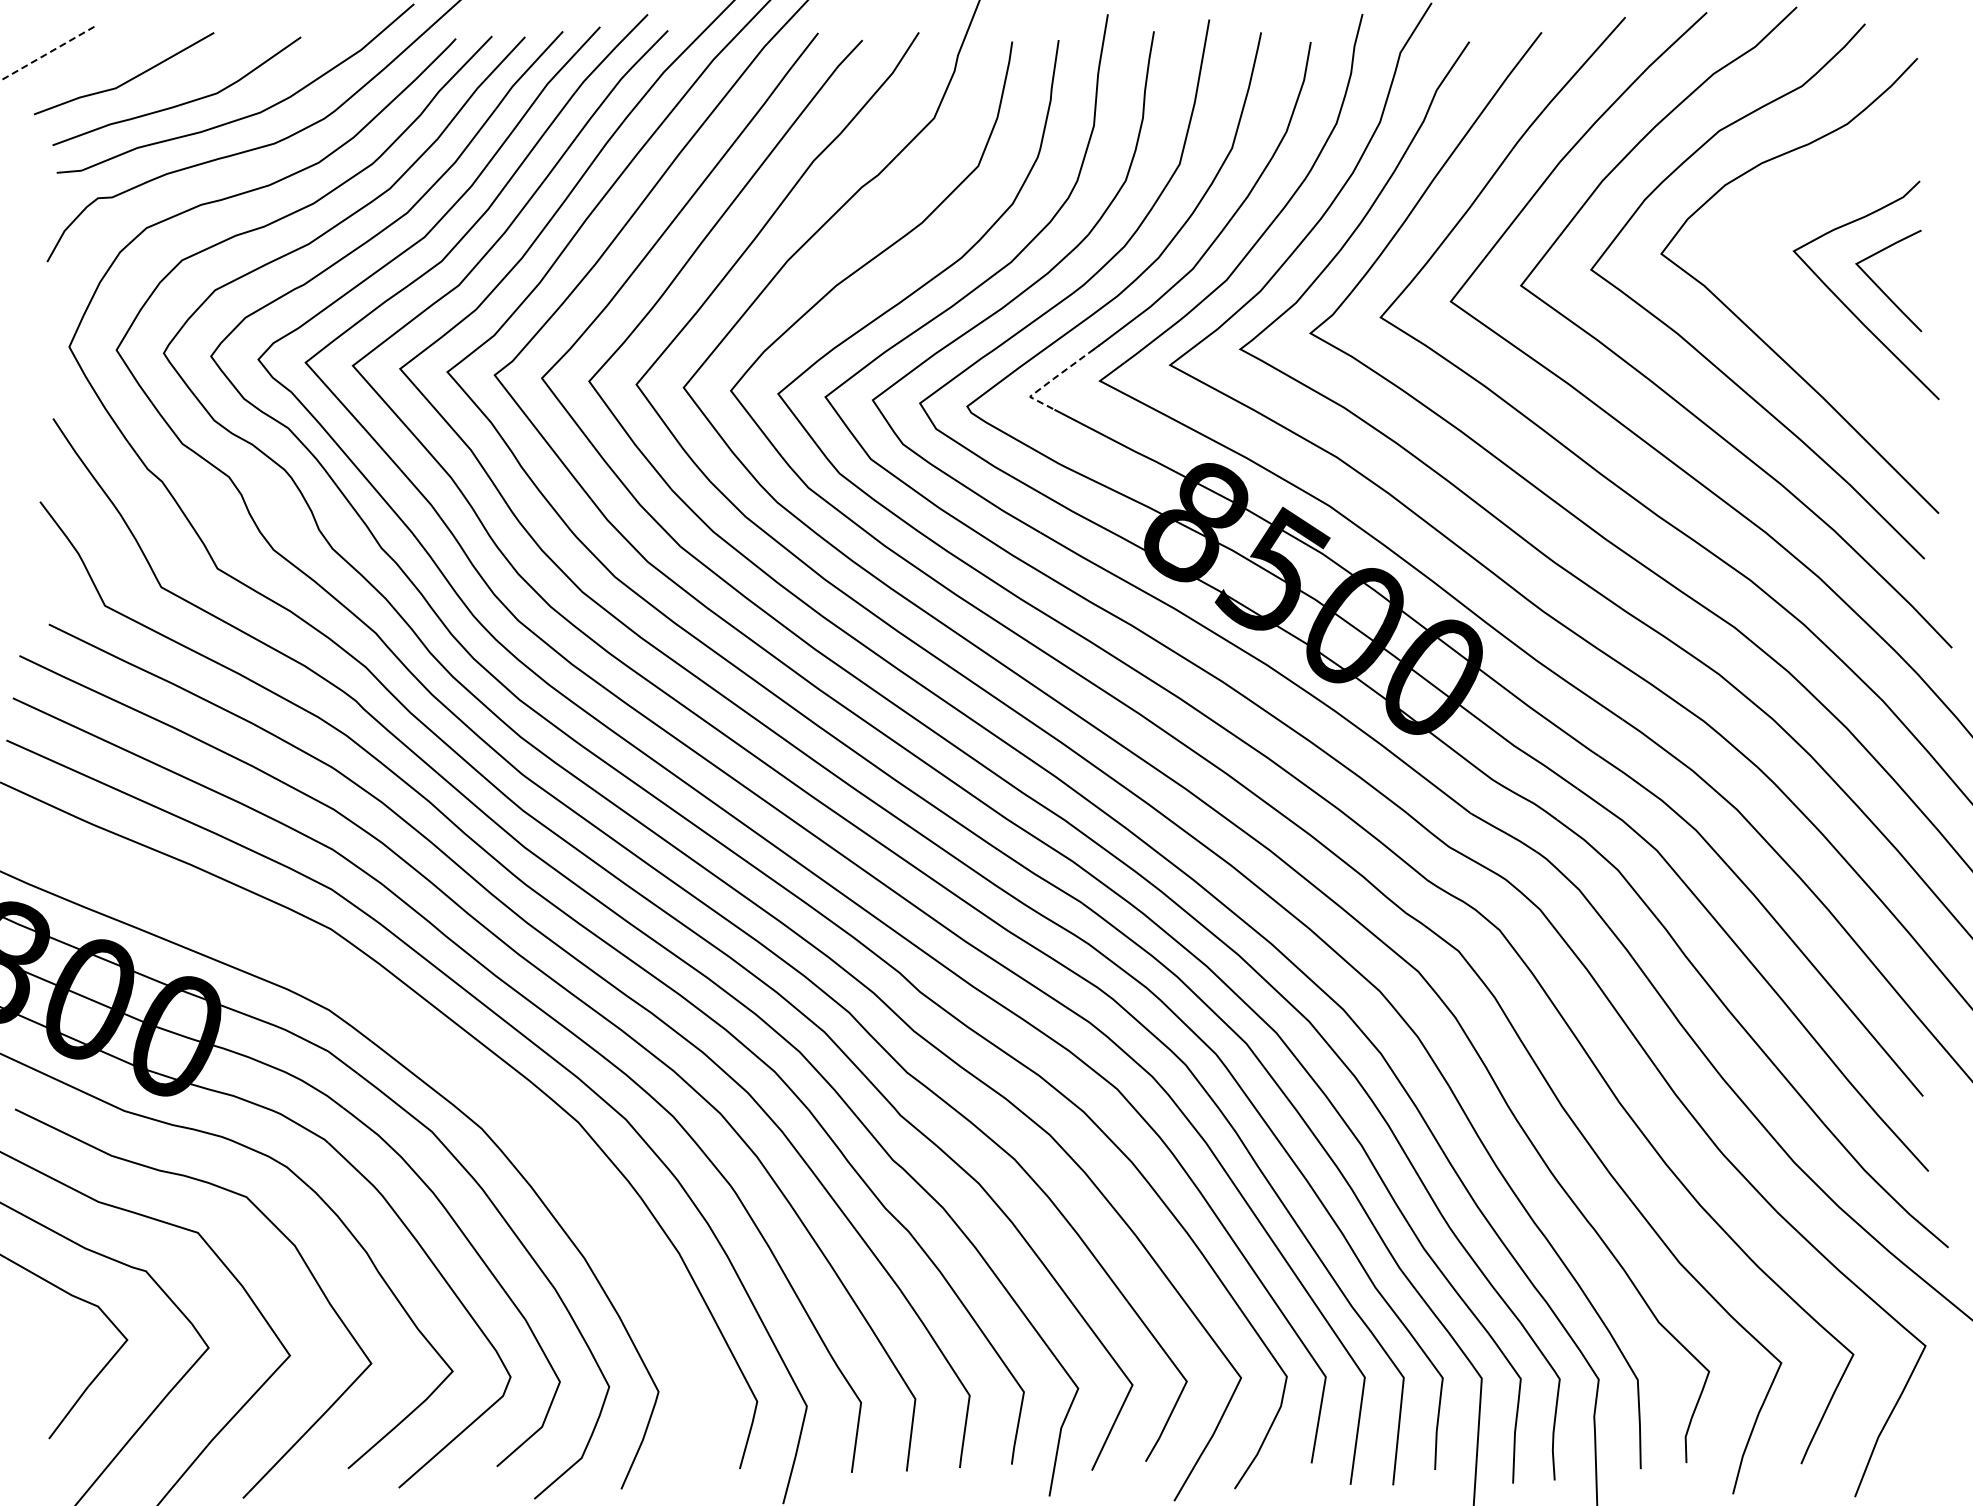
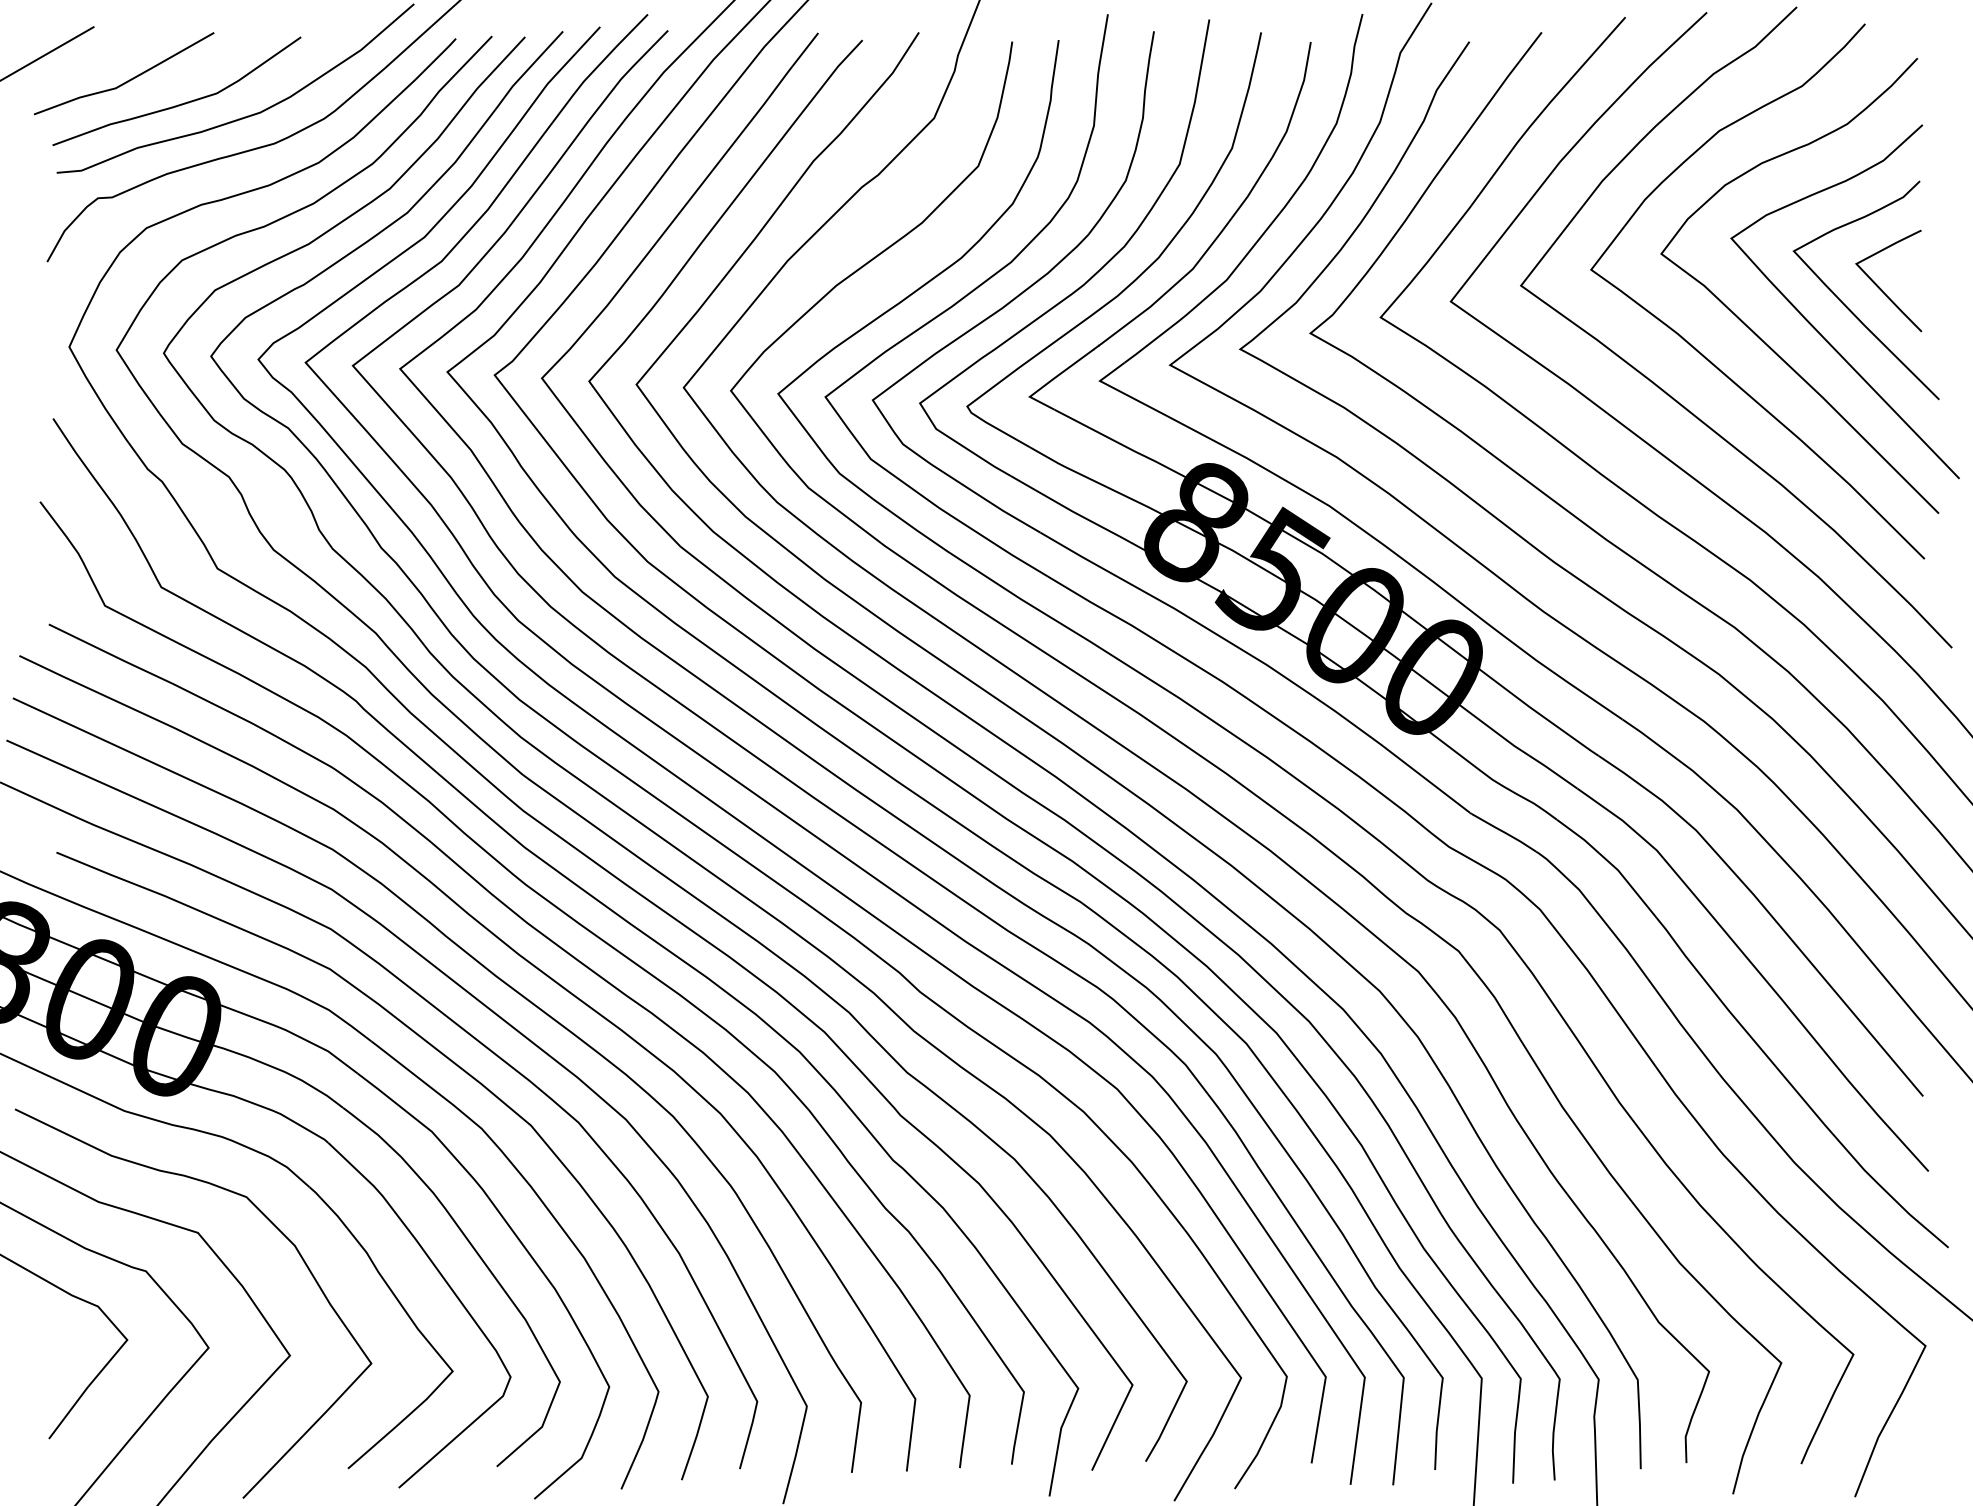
line: dashed -> solid (46, 54)
curve: none -> present (1816, 328)
line: dashed -> solid (1050, 381)
curve: none -> present (455, 1065)
